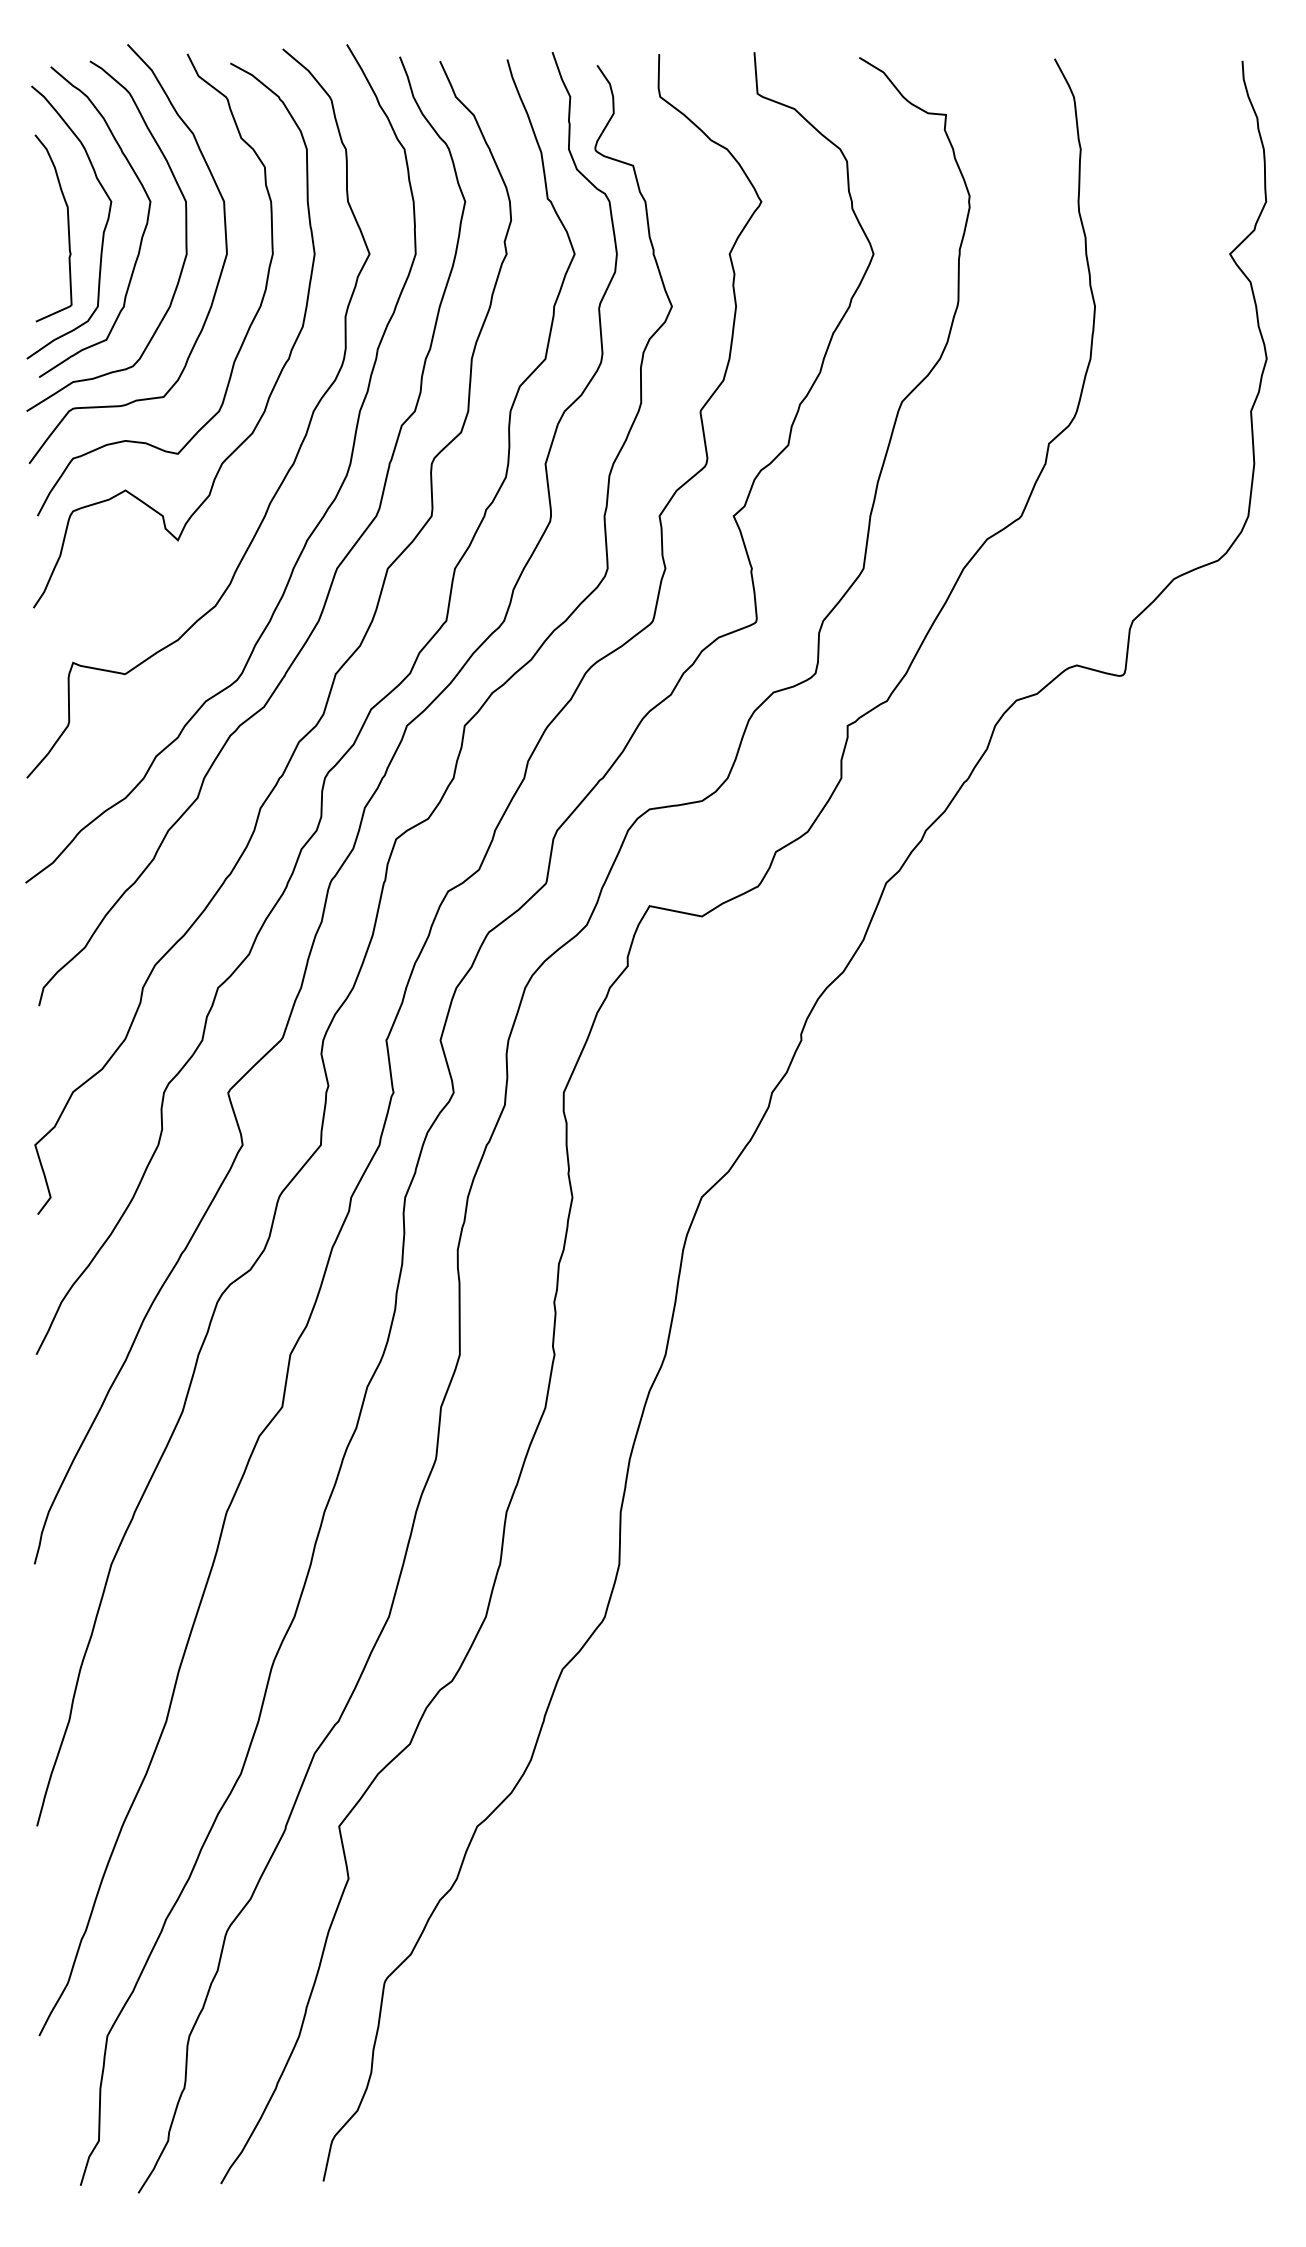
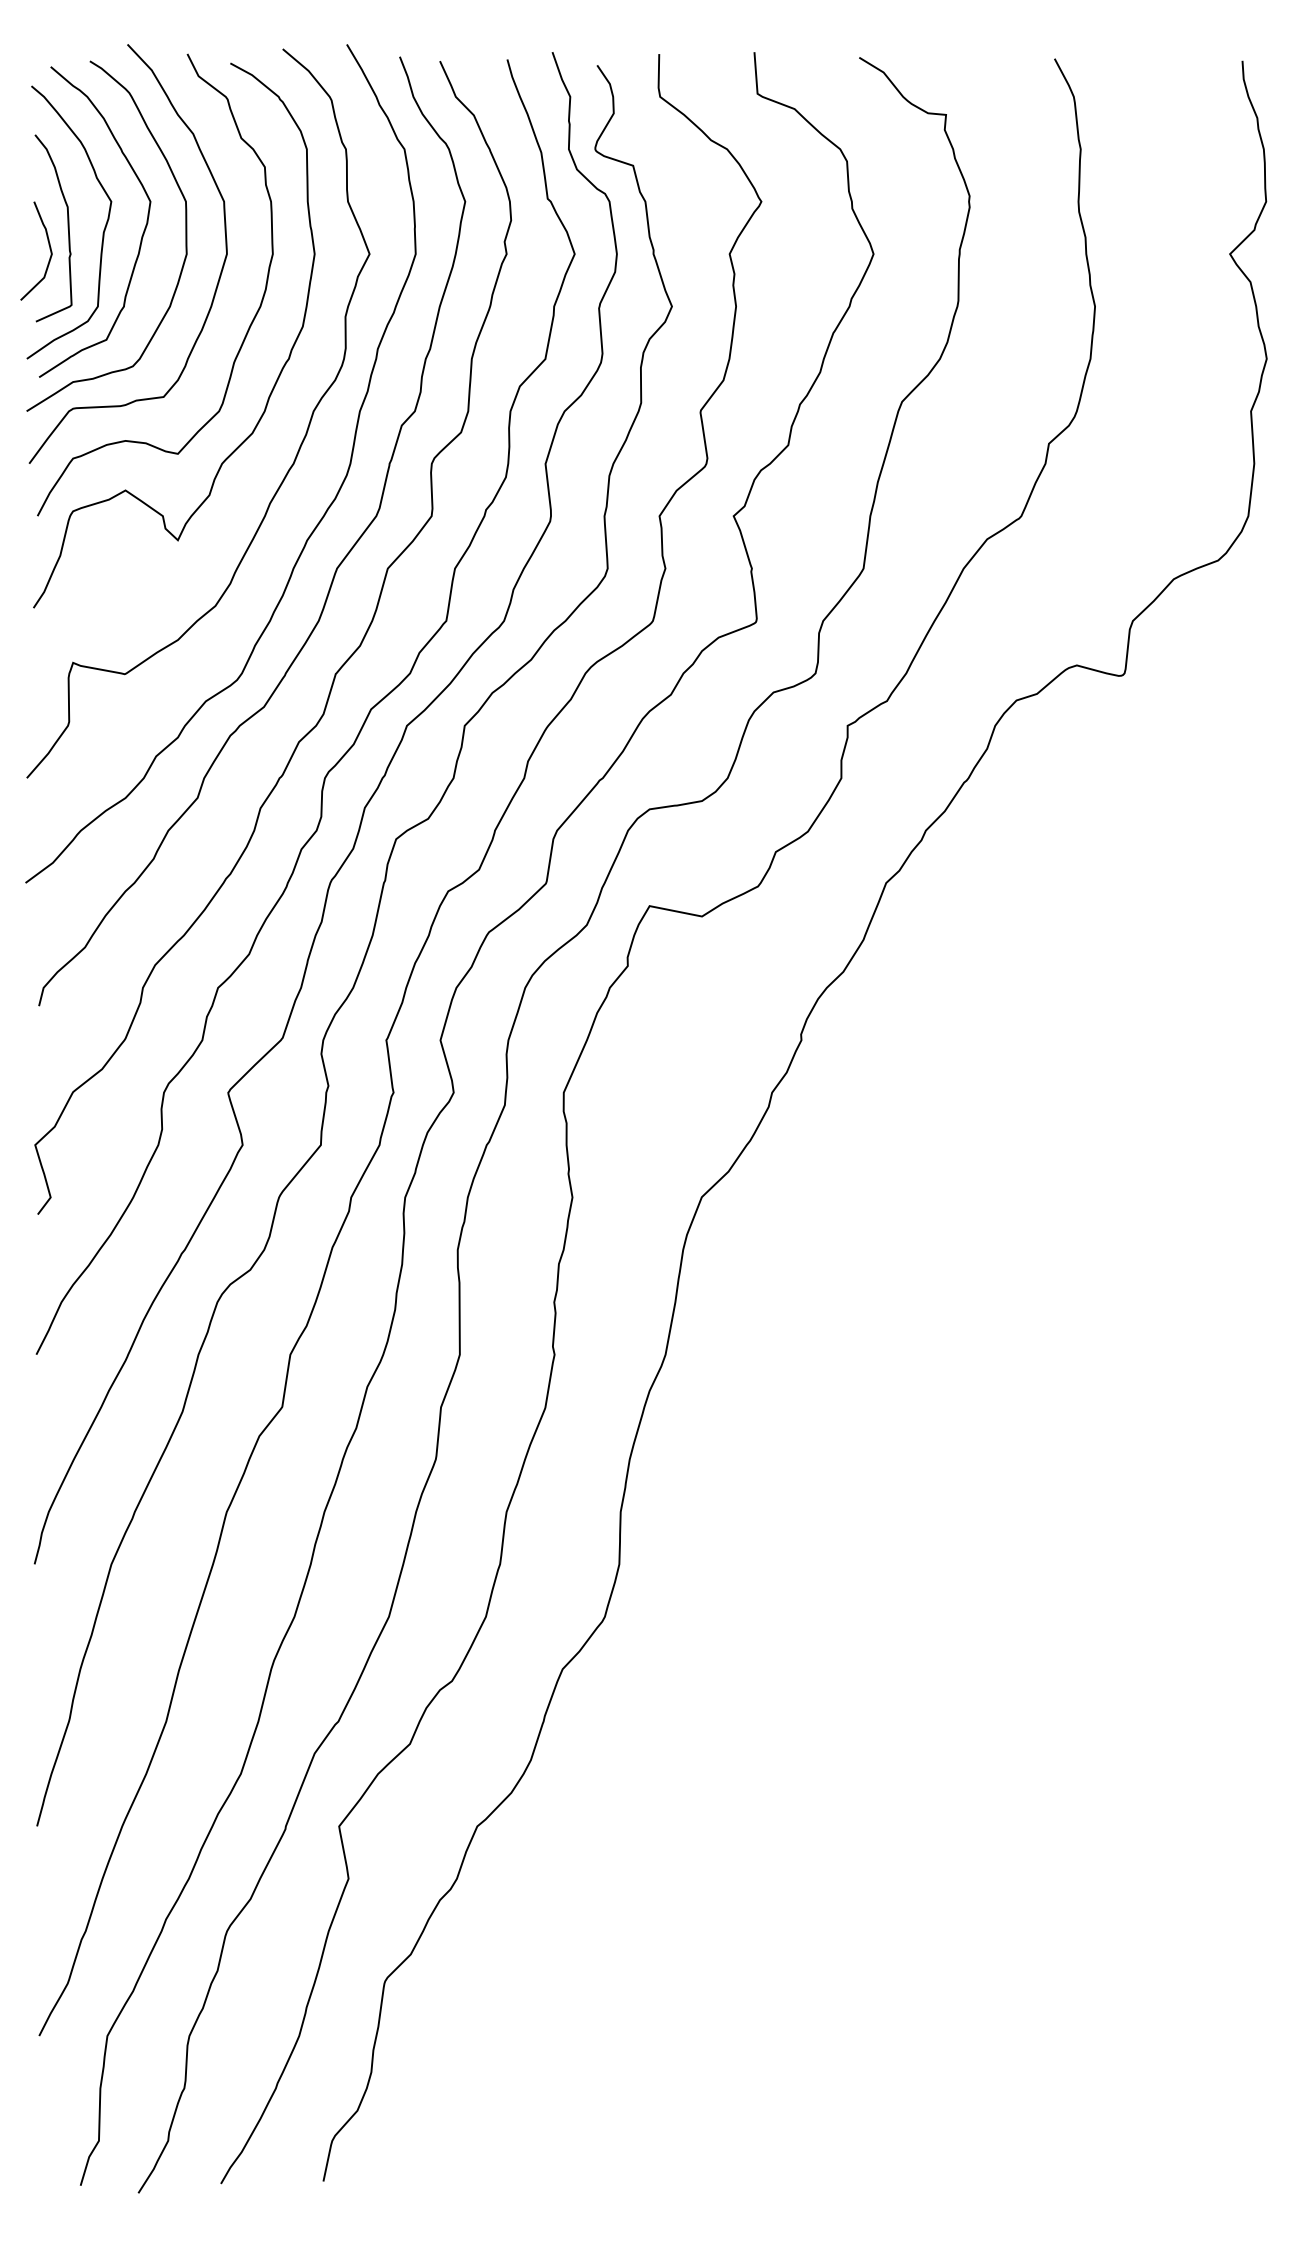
curve: none -> present (48, 245)
